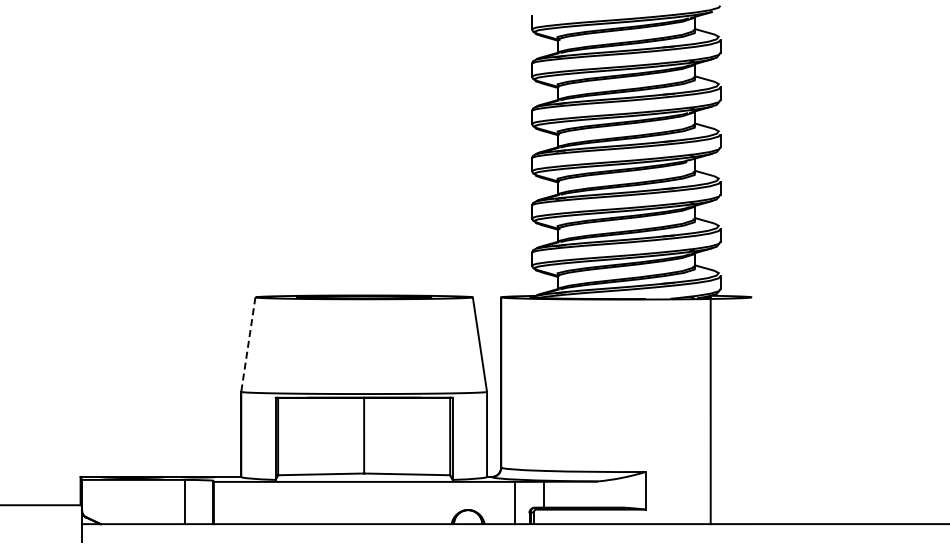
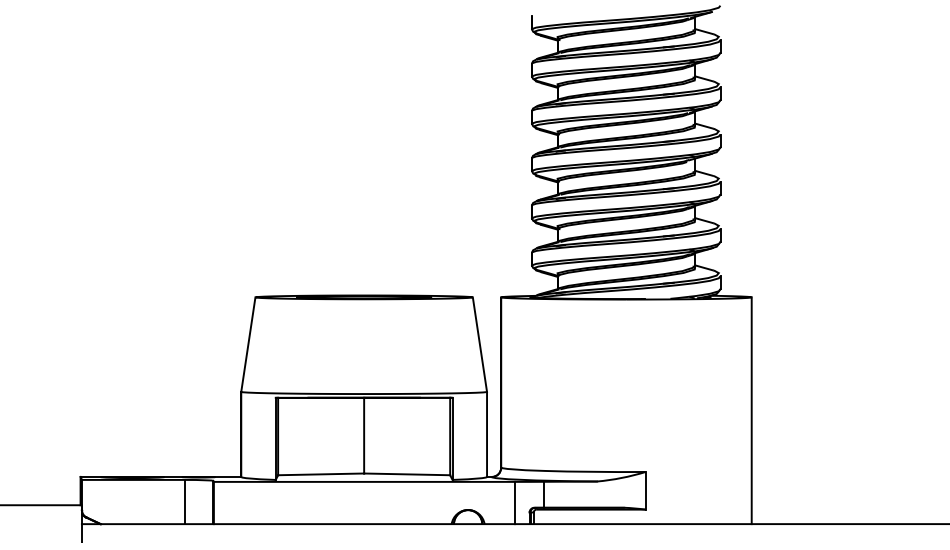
line: dashed -> solid (248, 344)
line position: (710, 410) -> (751, 410) (751, 410)
